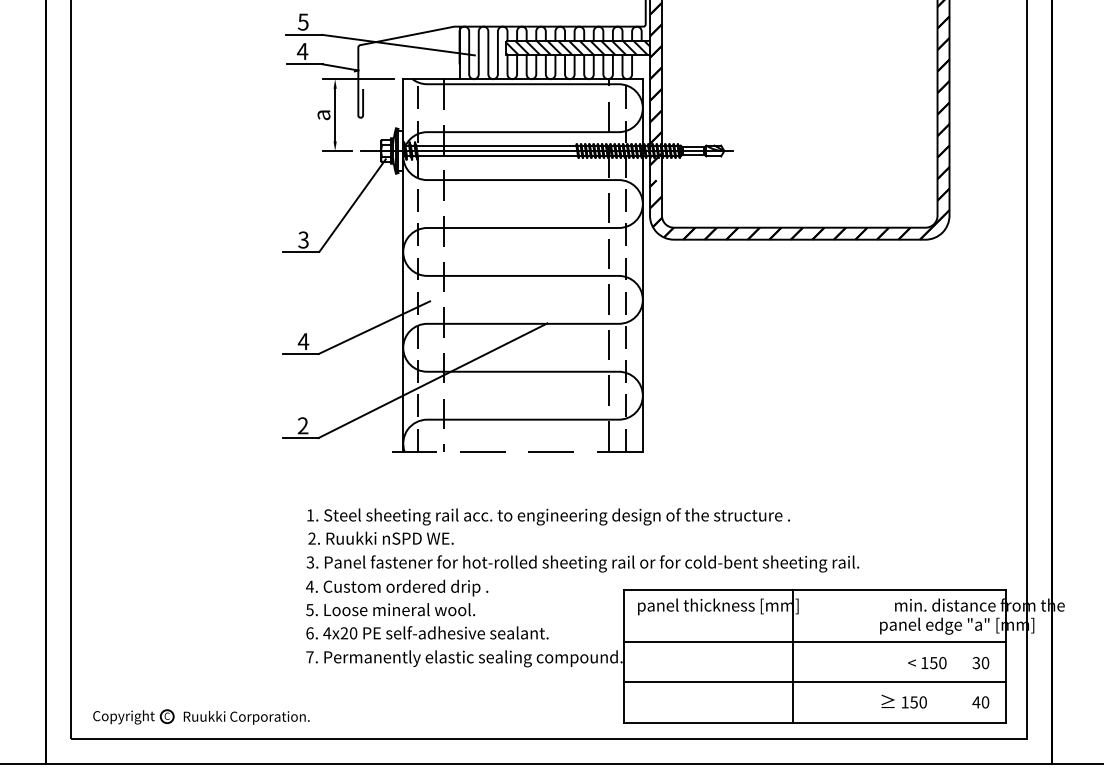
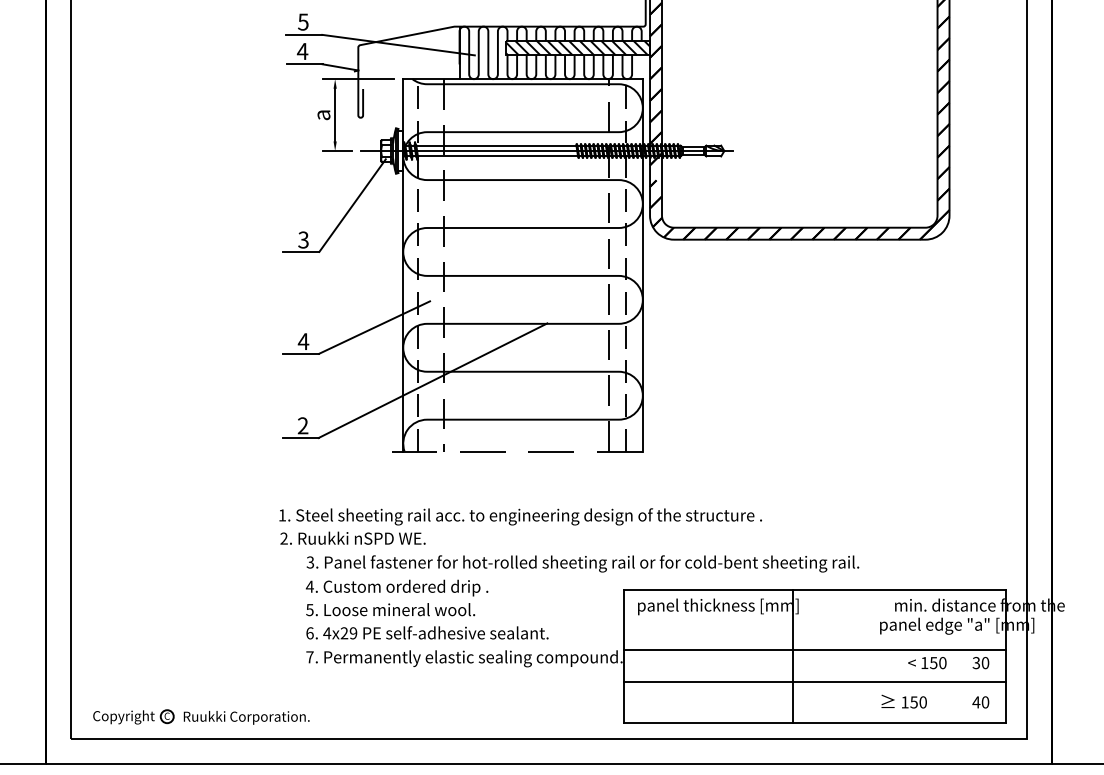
text position: (548, 526) -> (520, 526) (520, 526)
text: 4x20 -> 4x29 (353, 633)
line position: (814, 642) -> (814, 650) (814, 650)
